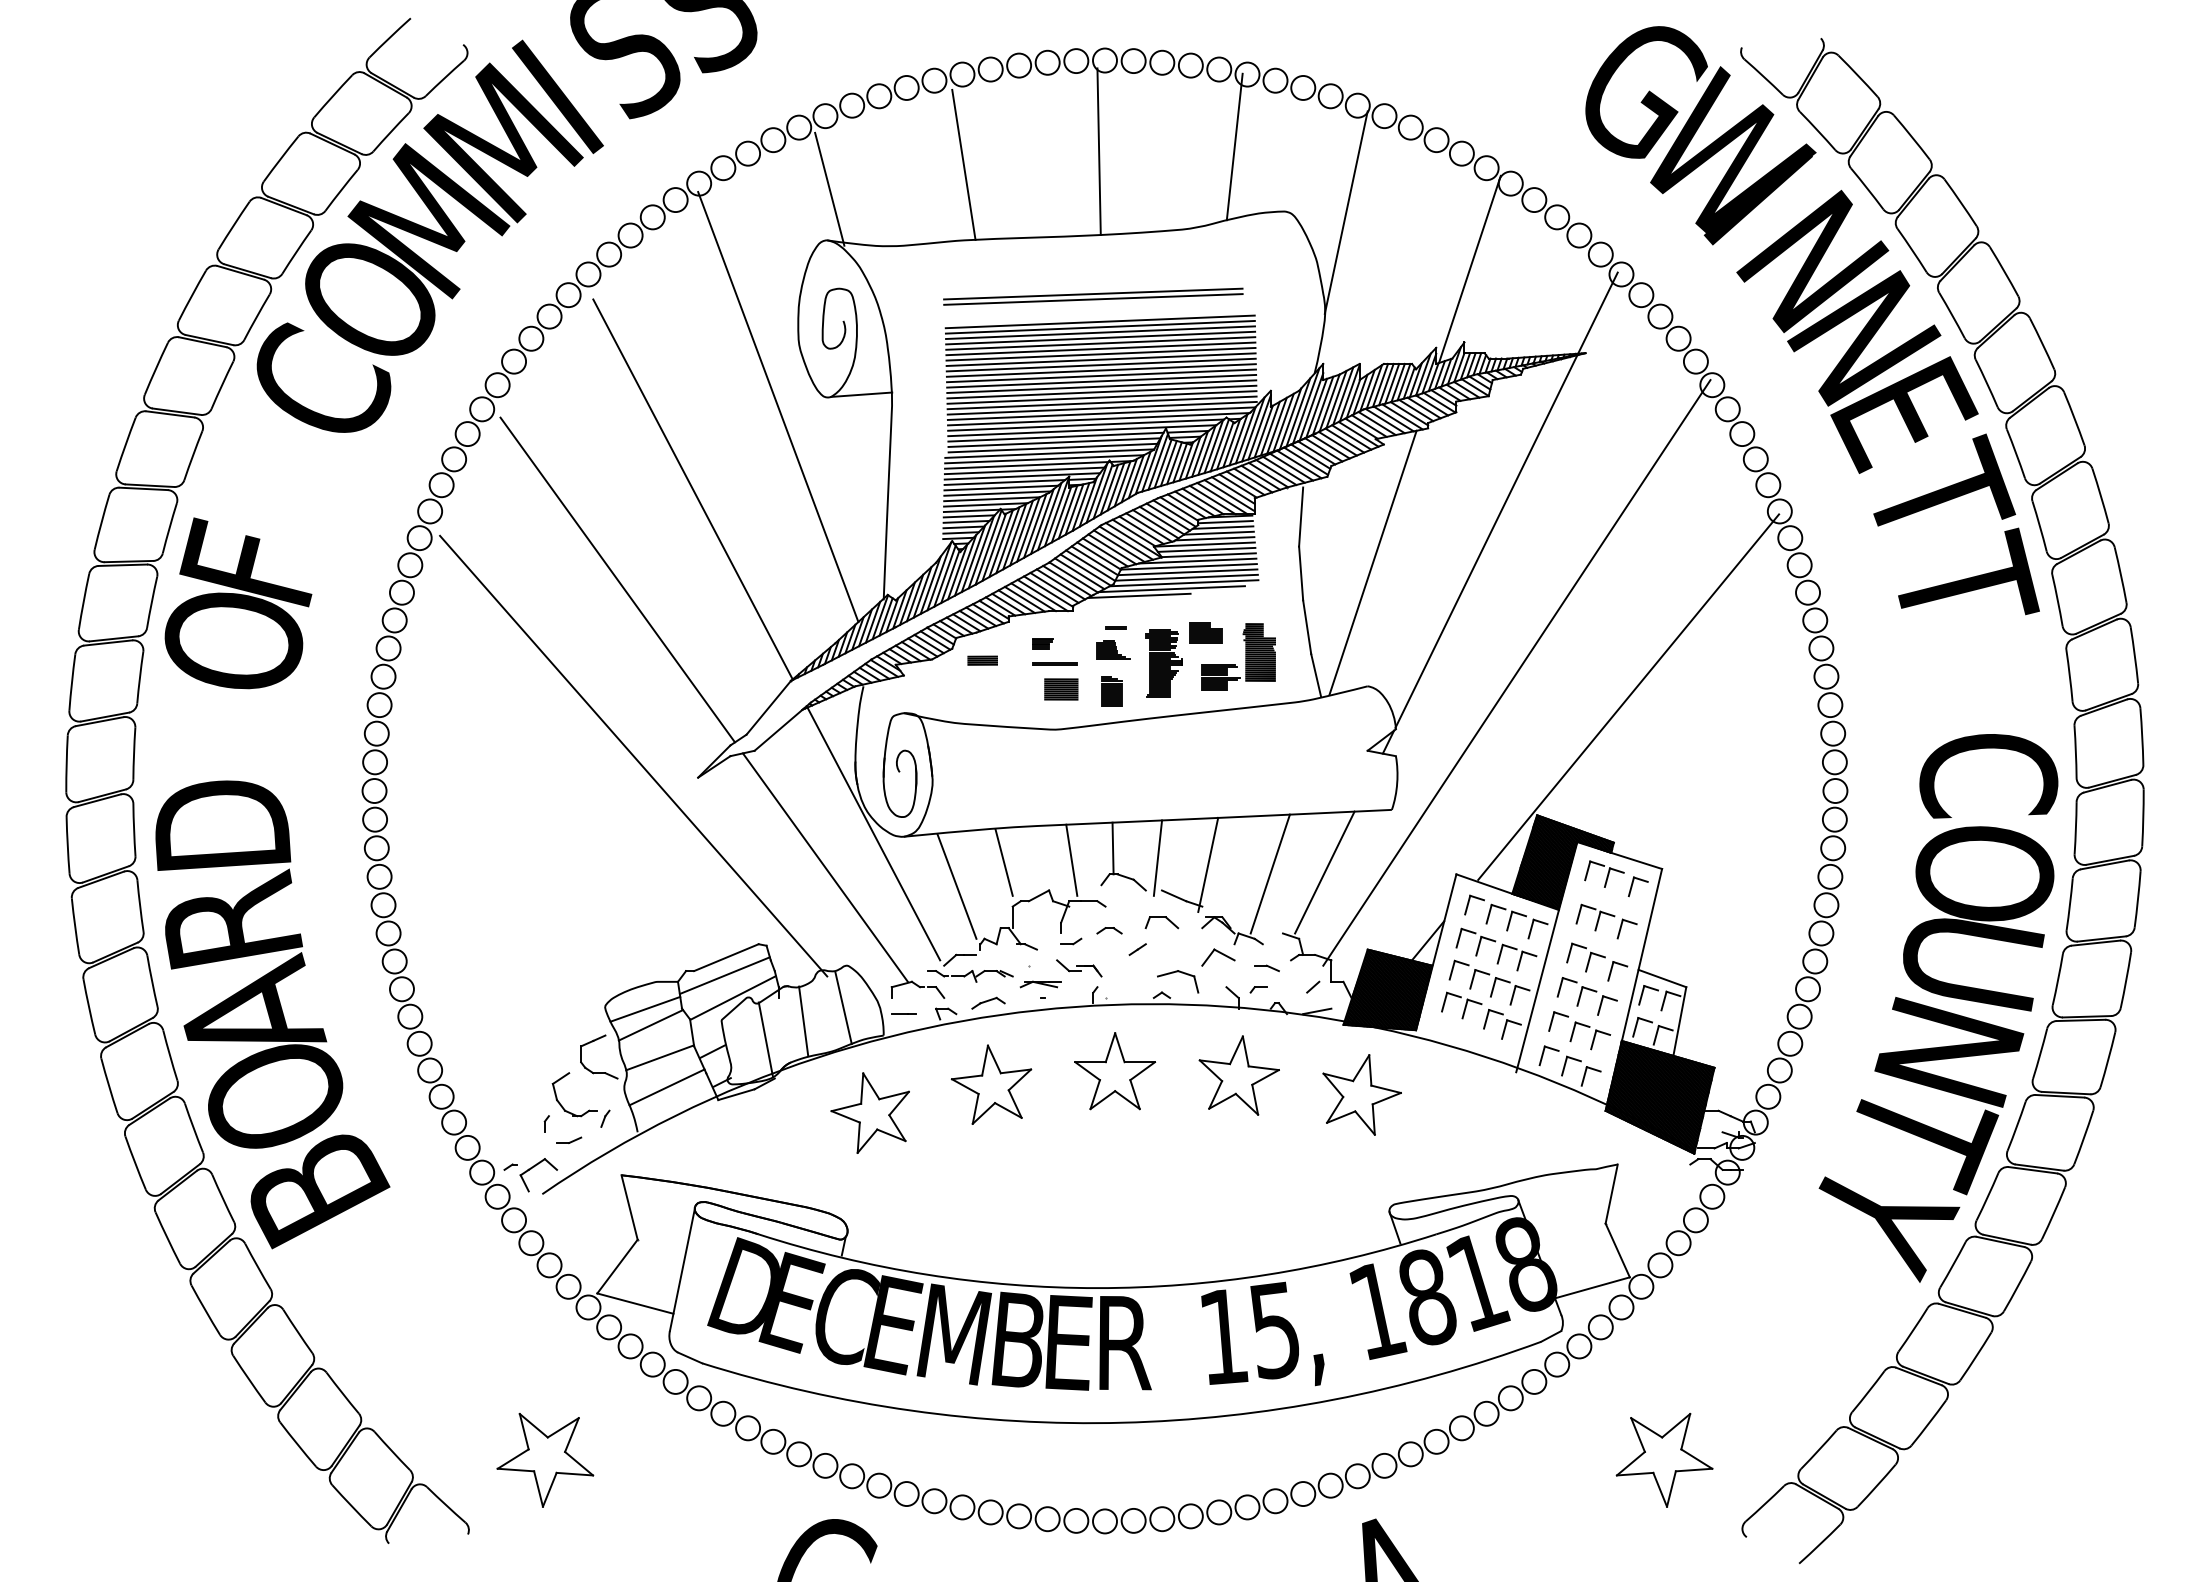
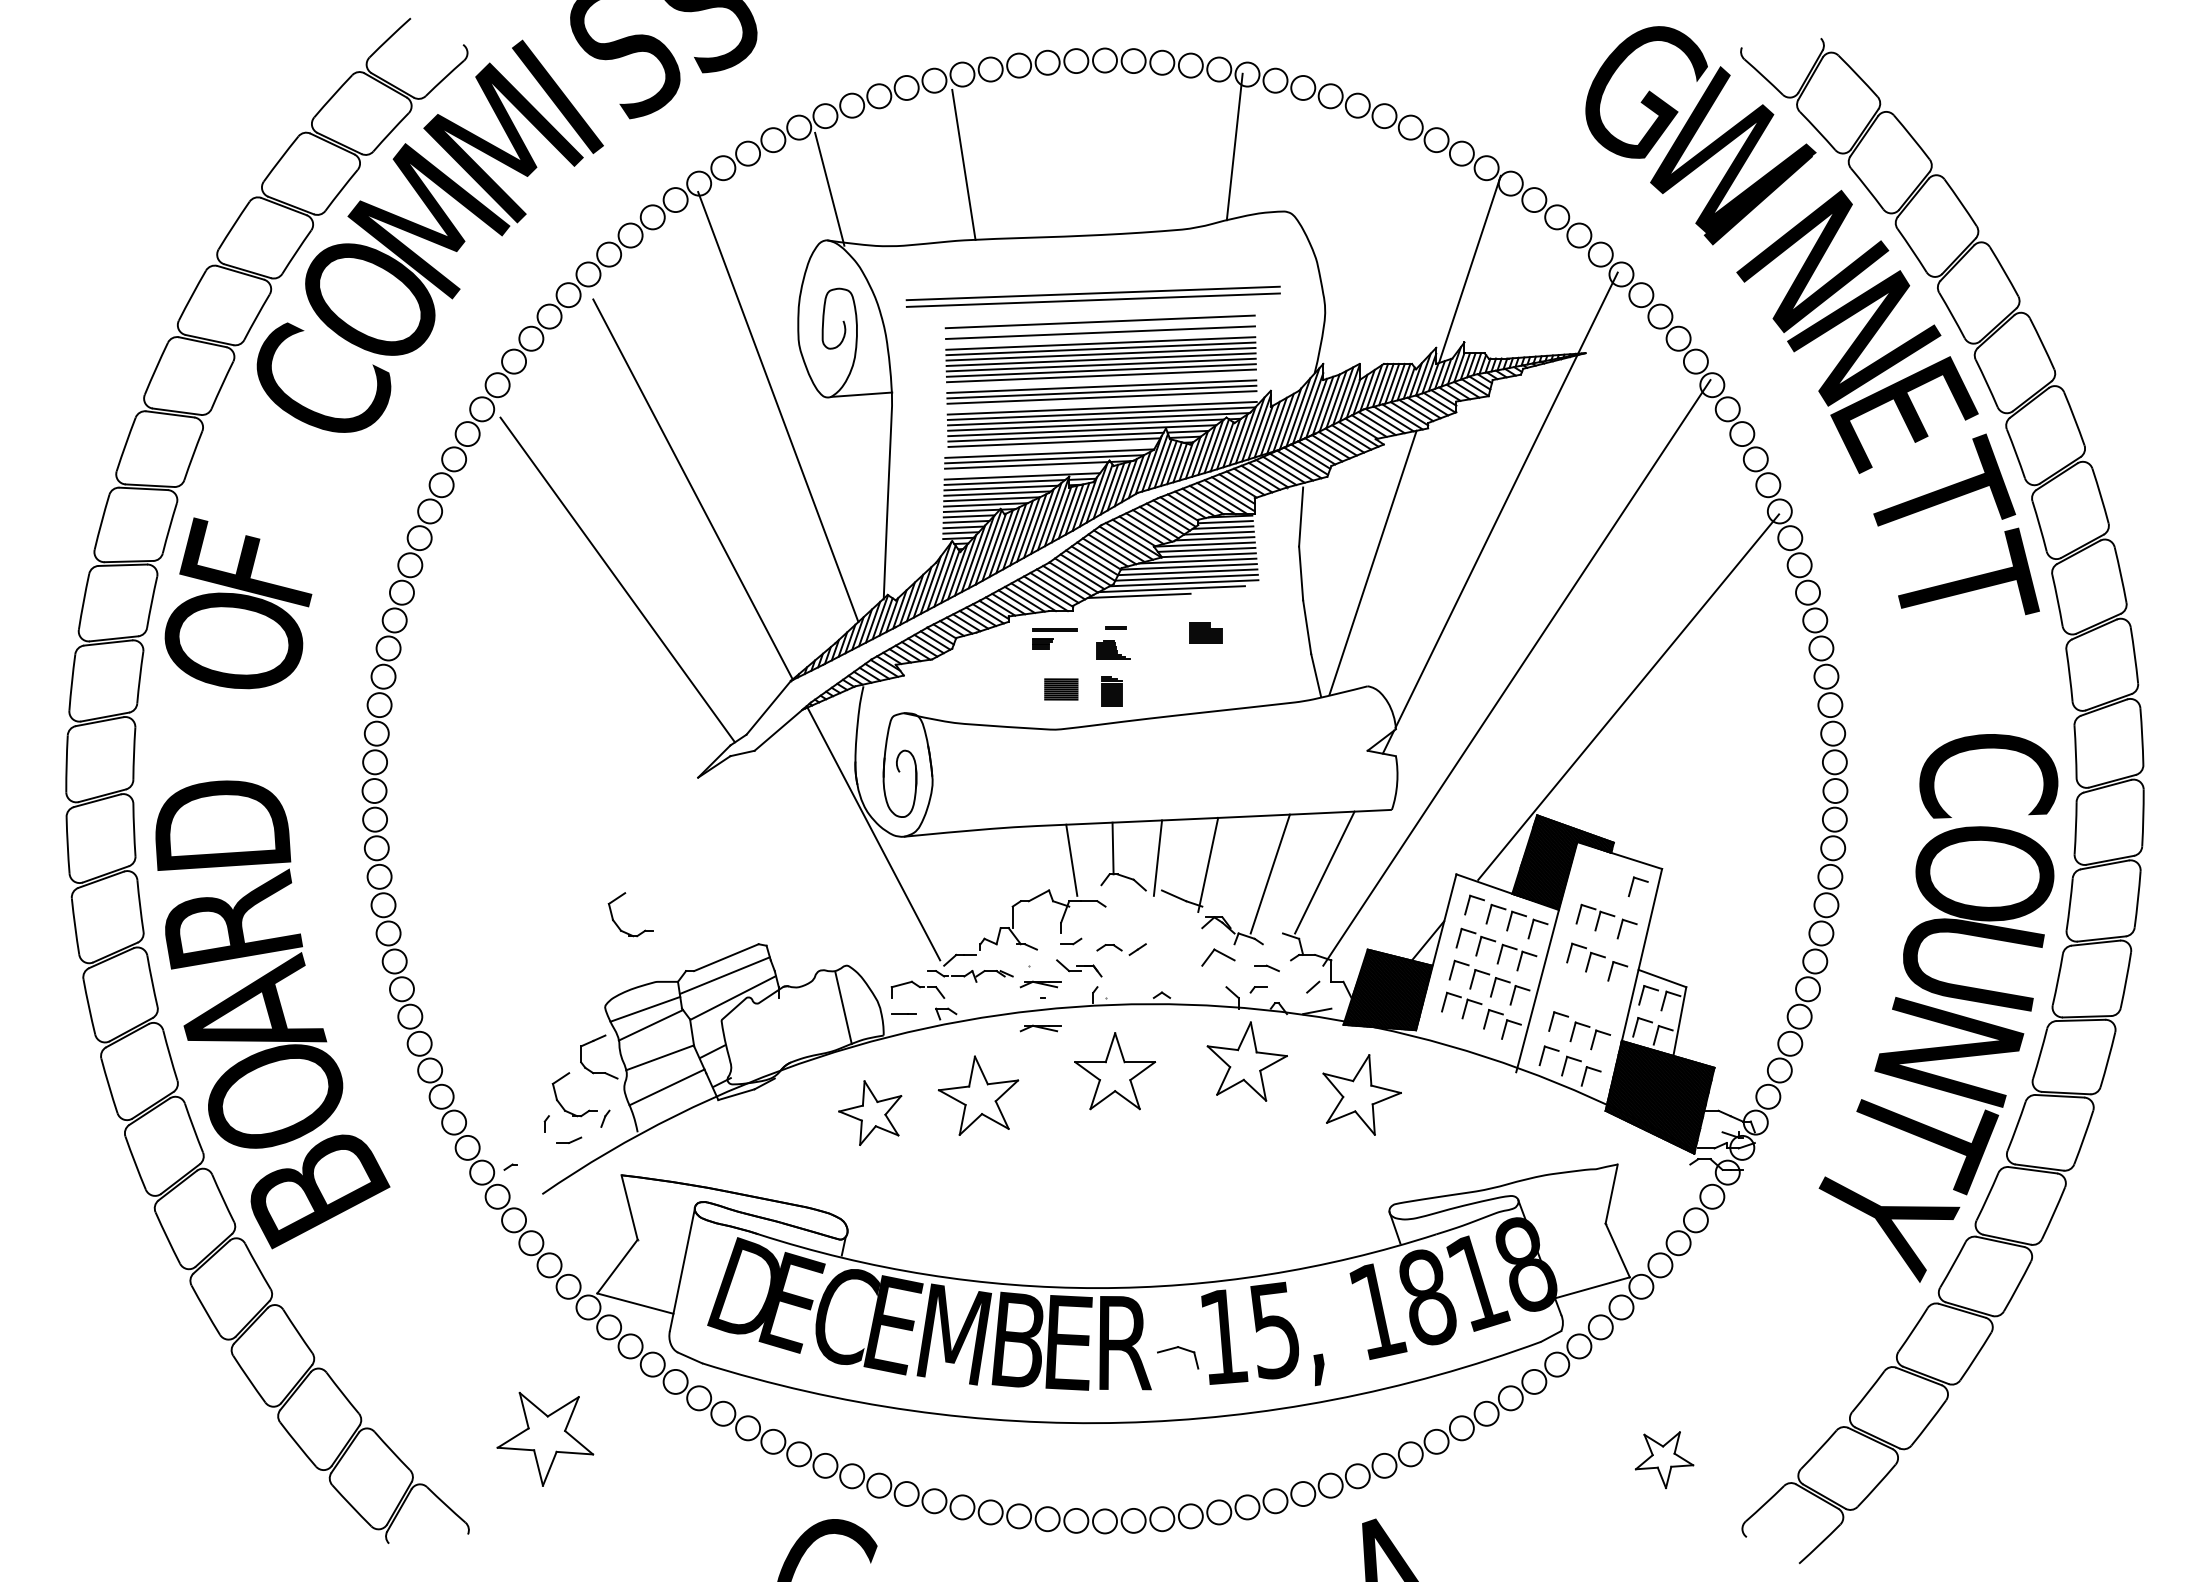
line: present -> none (1098, 151)
line: present -> none (1345, 212)
part size: 301x19 px -> 376x23 px (1092, 296)
line: present -> none (1099, 326)
line: present -> none (1100, 337)
line: present -> none (1101, 380)
line: present -> none (1101, 402)
line: present -> none (1052, 447)
line: present -> none (1024, 470)
part: present -> none (1245, 656)
part: present -> none (982, 660)
line position: (1054, 663) -> (1054, 629) (1054, 629)
part: present -> none (1163, 663)
line: present -> none (633, 755)
line: present -> none (1003, 862)
line: present -> none (824, 867)
part: present -> none (1604, 873)
line: present -> none (956, 886)
part: none -> present (616, 922)
part: present -> none (1161, 922)
part position: (1109, 930) -> (1109, 947) (1109, 947)
part position: (1181, 973) -> (1181, 1349) (1181, 1349)
part: present -> none (1586, 996)
part: present -> none (988, 1002)
line: present -> none (803, 1021)
part: none -> present (1040, 1028)
line: present -> none (765, 1039)
part position: (1238, 1075) -> (1246, 1061) (1246, 1061)
part position: (991, 1084) -> (978, 1095) (978, 1095)
part size: 80x82 px -> 65x66 px (870, 1112)
part: present -> none (534, 1167)
part position: (545, 1459) -> (545, 1438) (545, 1438)
part size: 99x96 px -> 61x59 px (1664, 1460)
